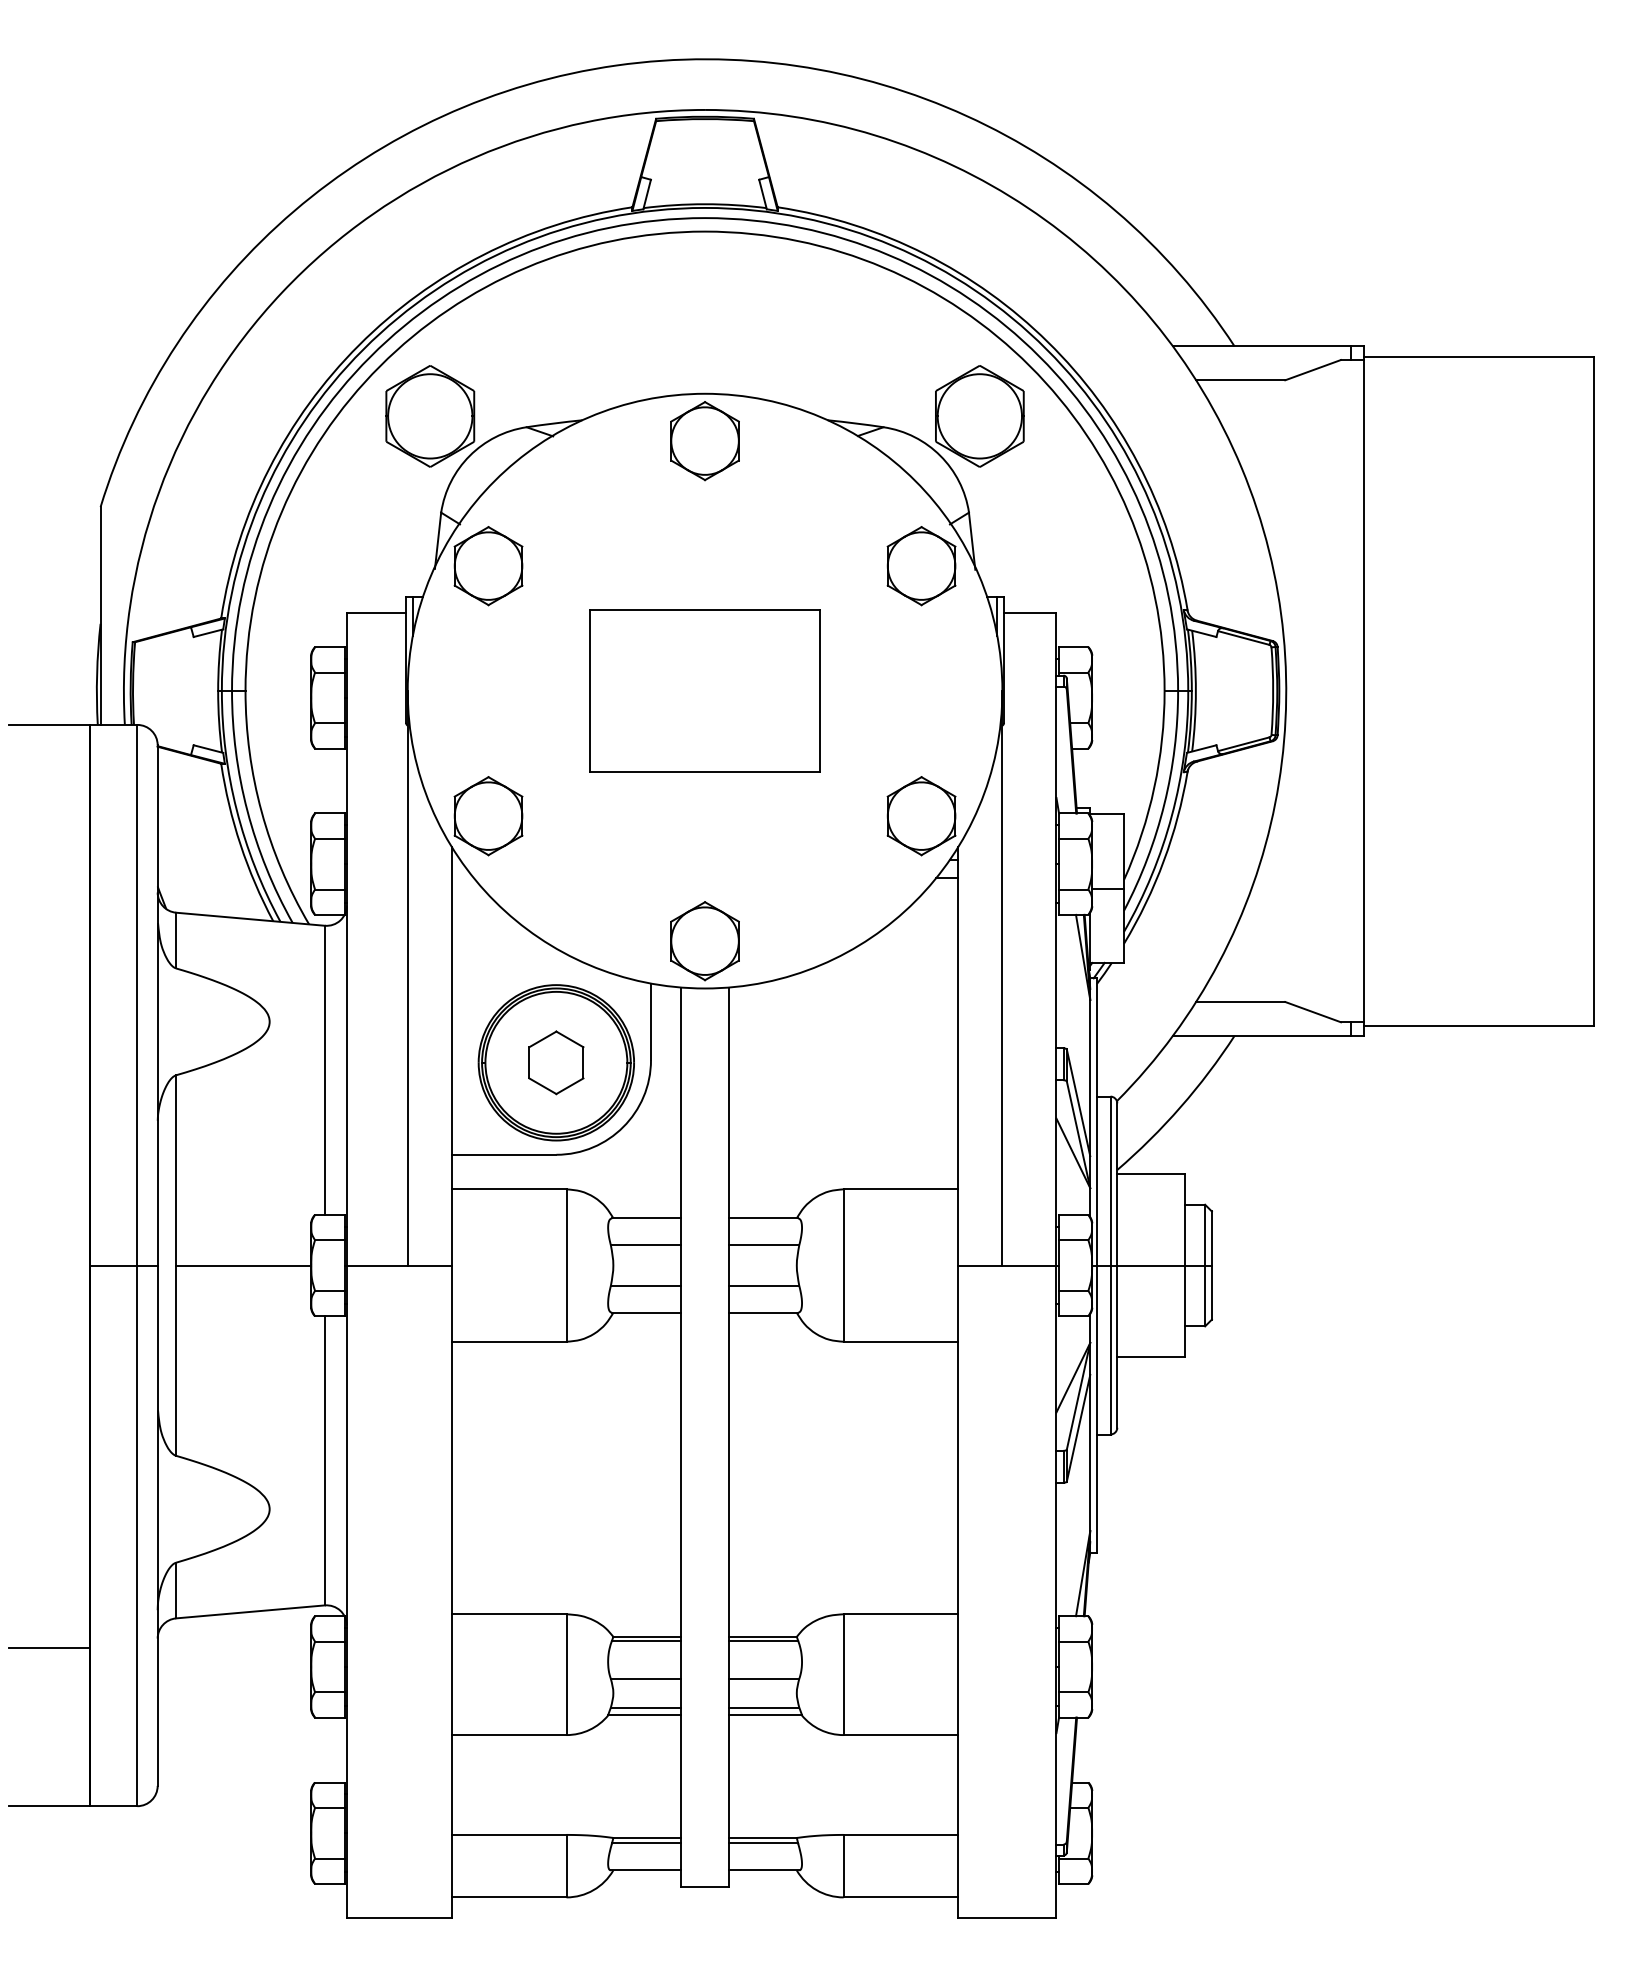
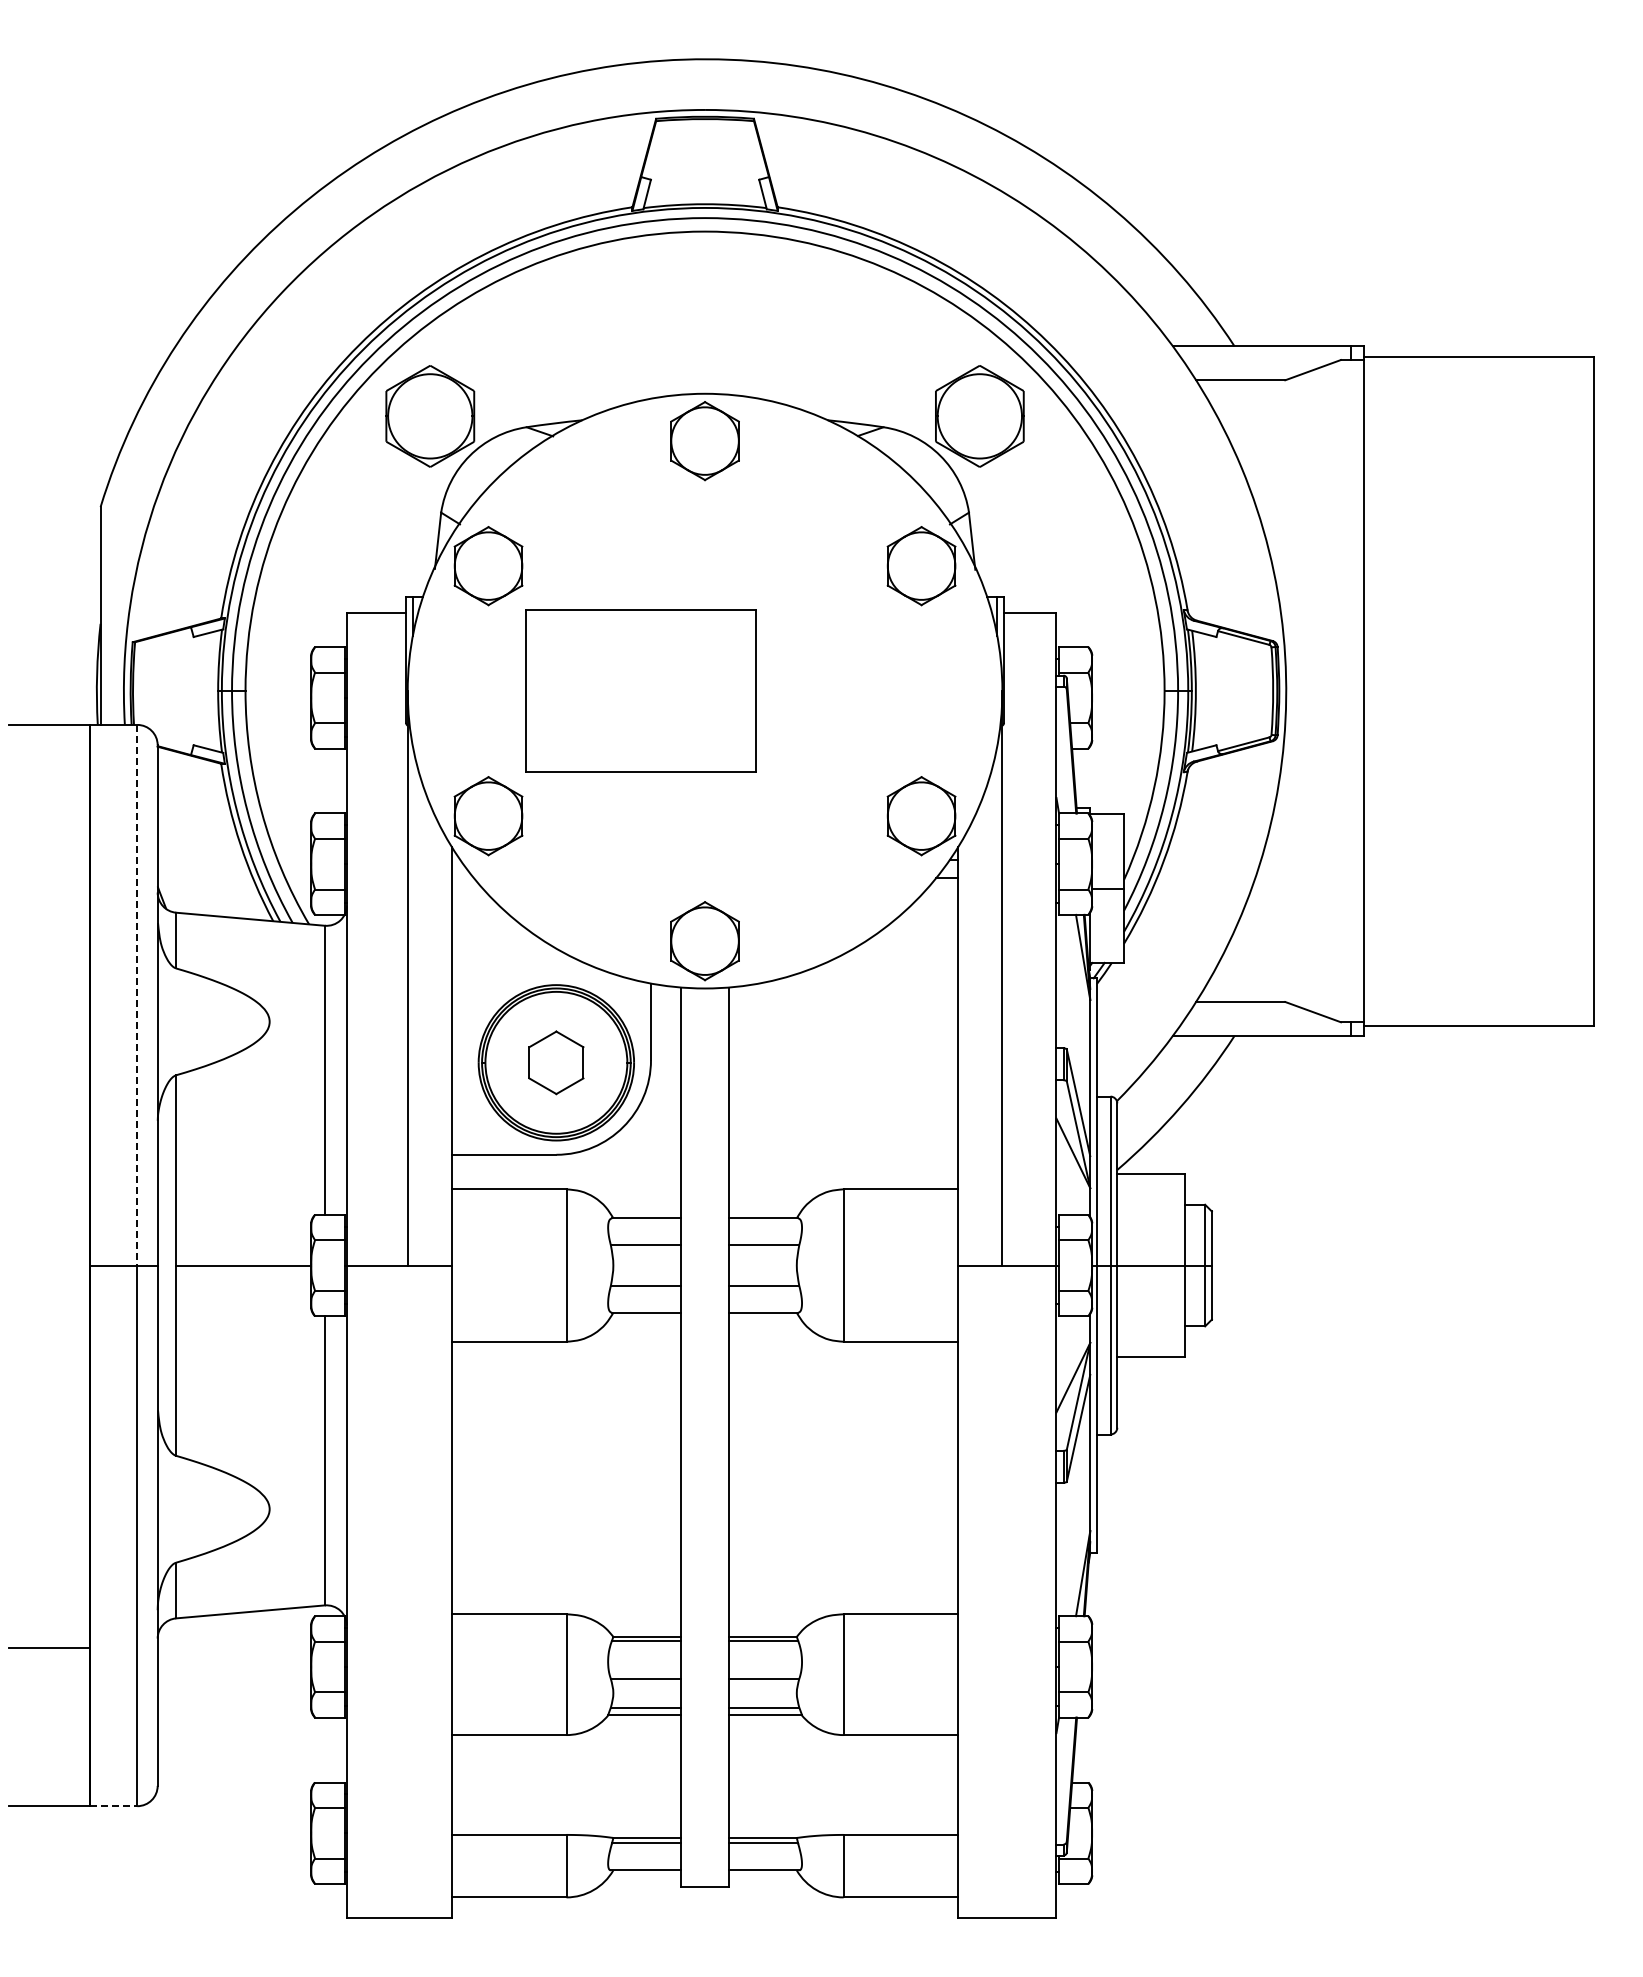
part position: (704, 690) -> (640, 690) (640, 690)
line: solid -> dashed (137, 995)
line: solid -> dashed (113, 1806)
